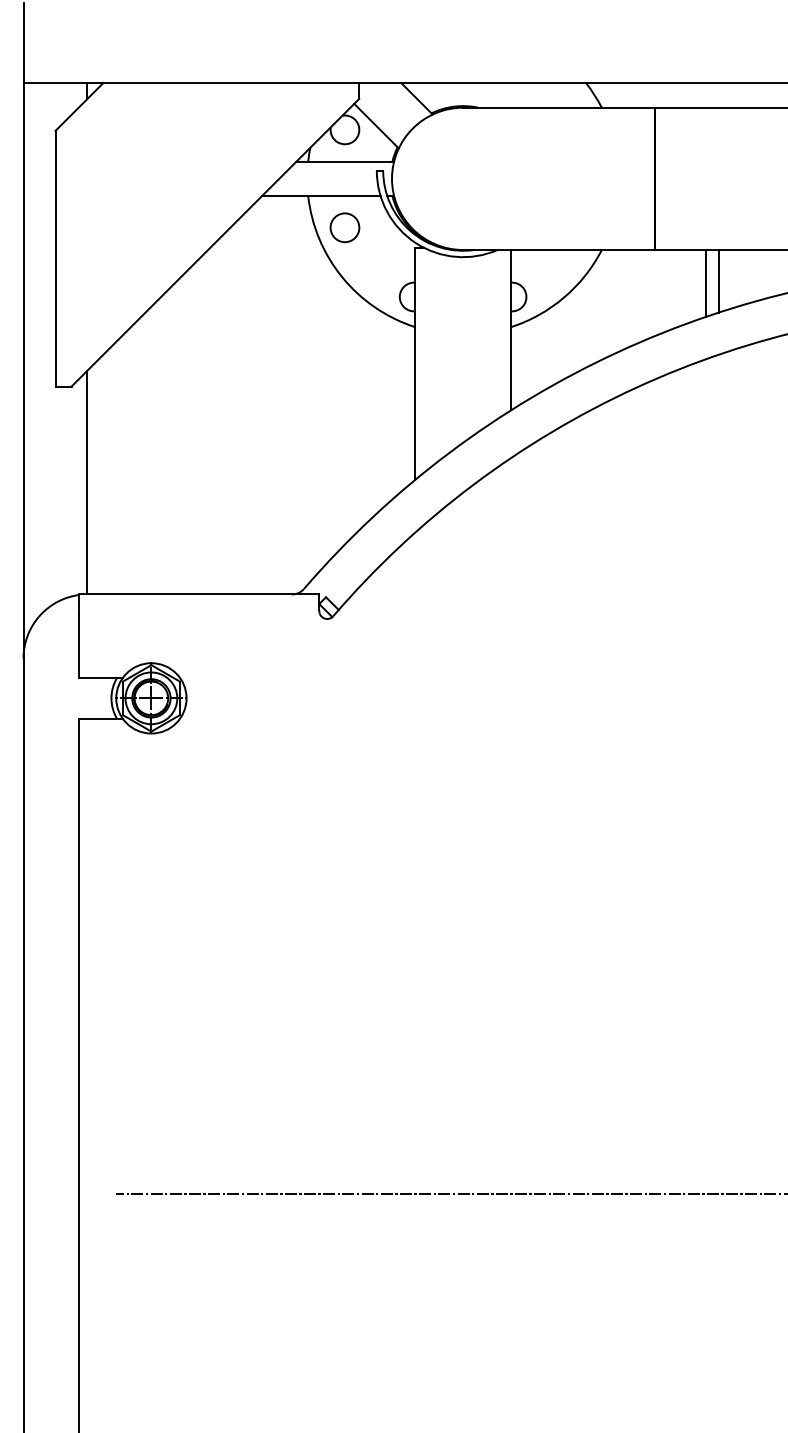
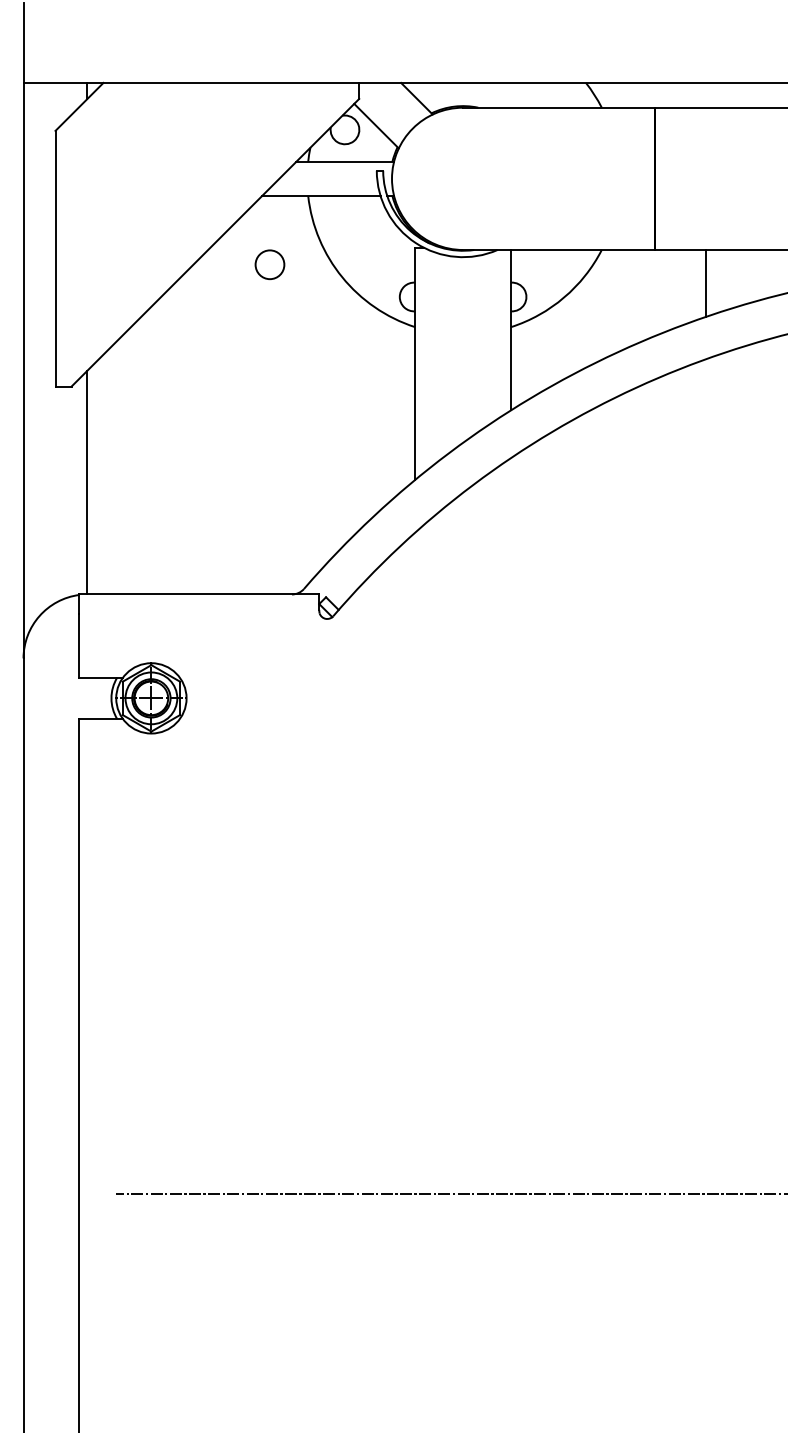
circle position: (344, 227) -> (269, 264) (269, 264)
line: present -> none (718, 280)
